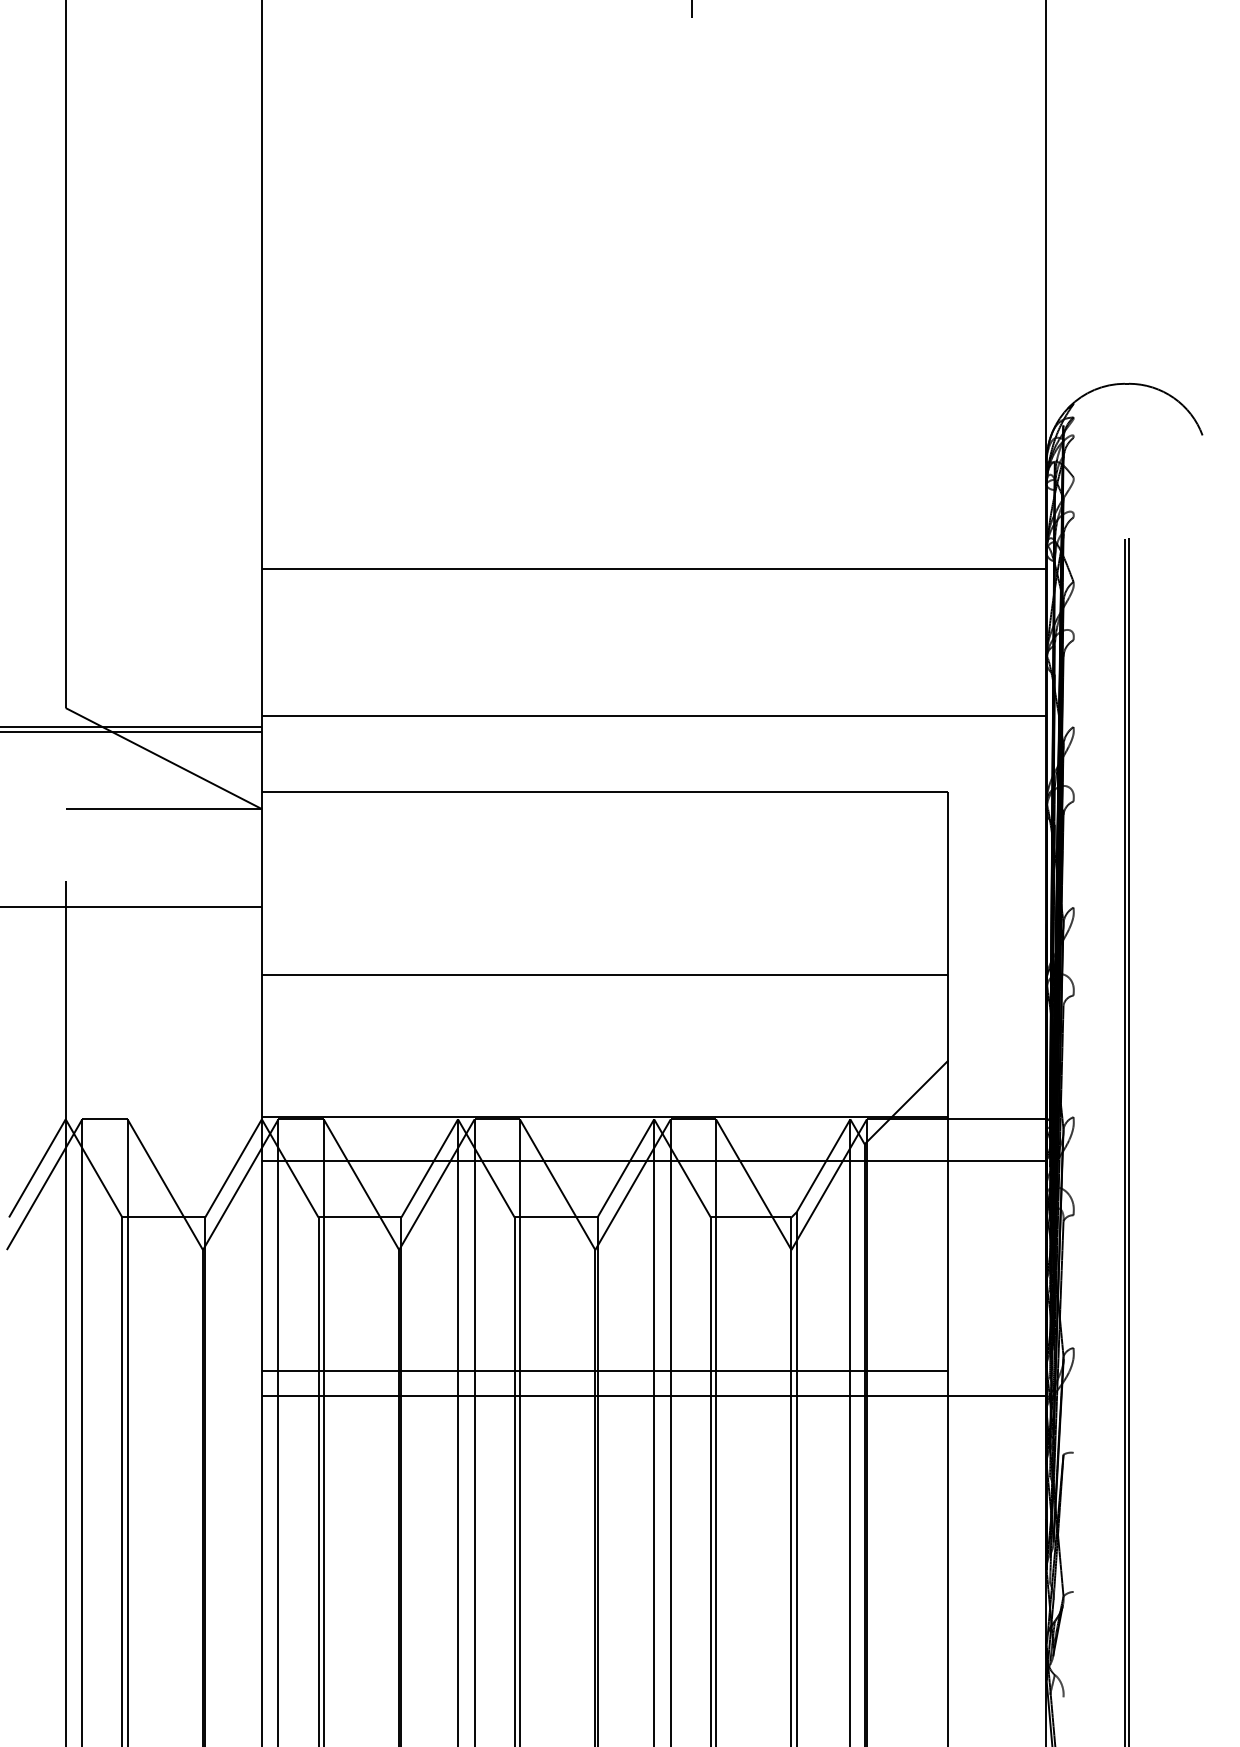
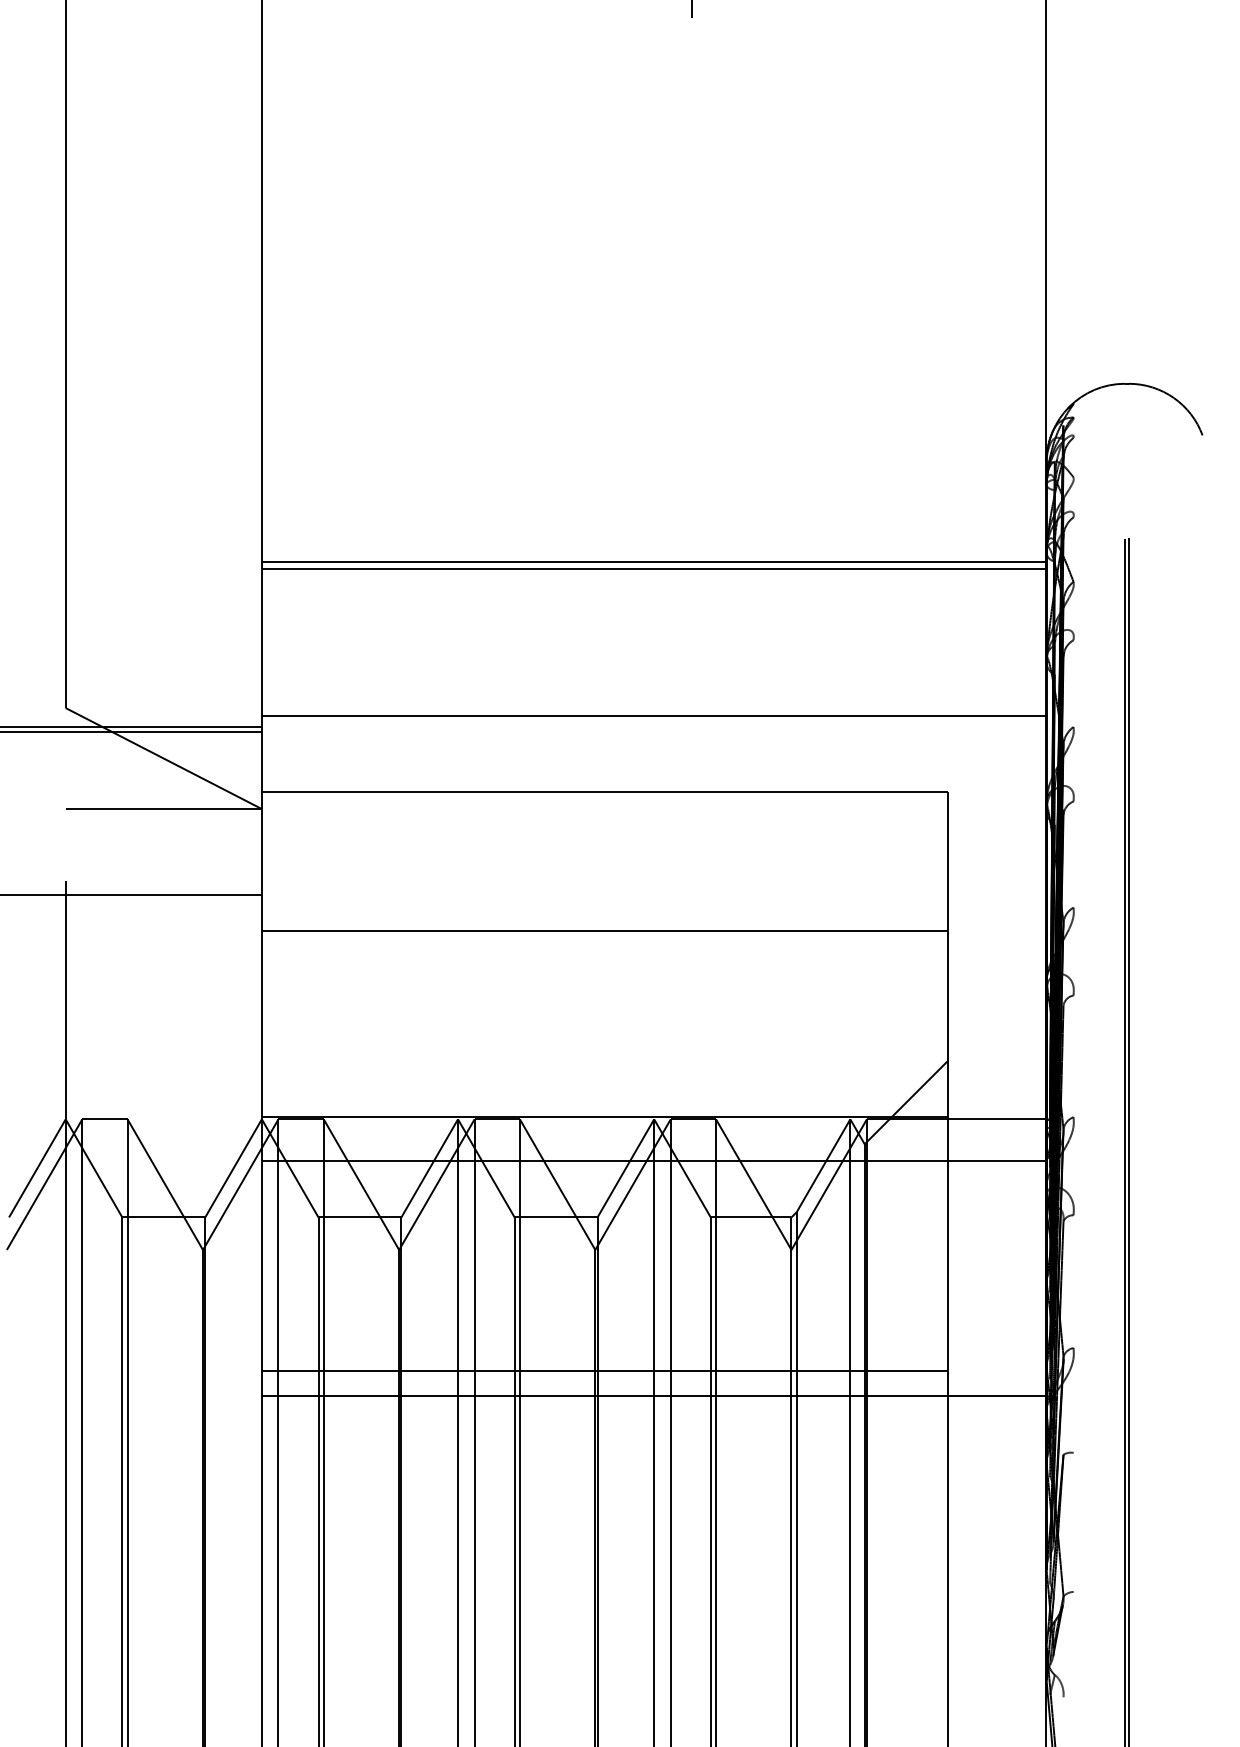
line: none -> present (653, 561)
line position: (131, 906) -> (131, 894) (131, 894)
line position: (604, 974) -> (604, 930) (604, 930)
